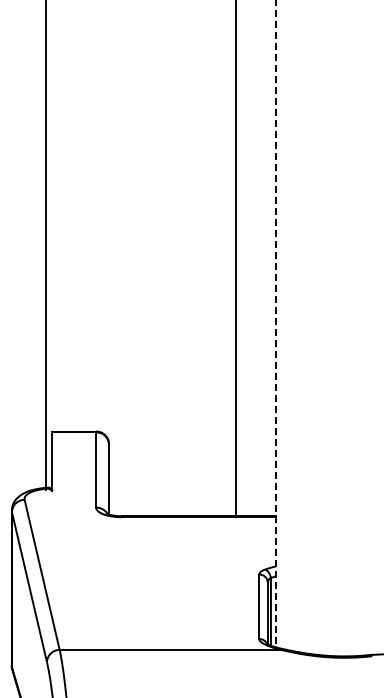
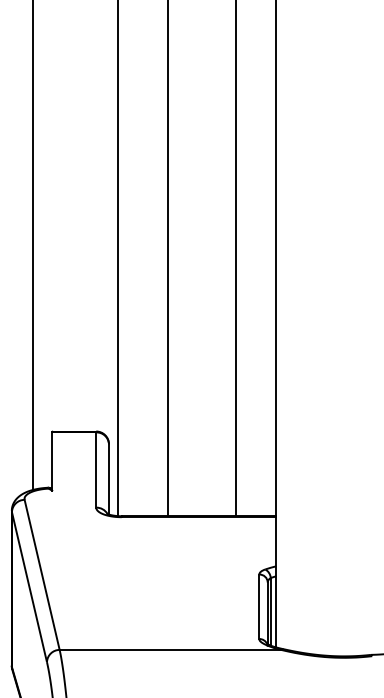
line position: (46, 245) -> (33, 245) (33, 245)
line: none -> present (118, 259)
line: none -> present (168, 259)
line: dashed -> solid (276, 324)
